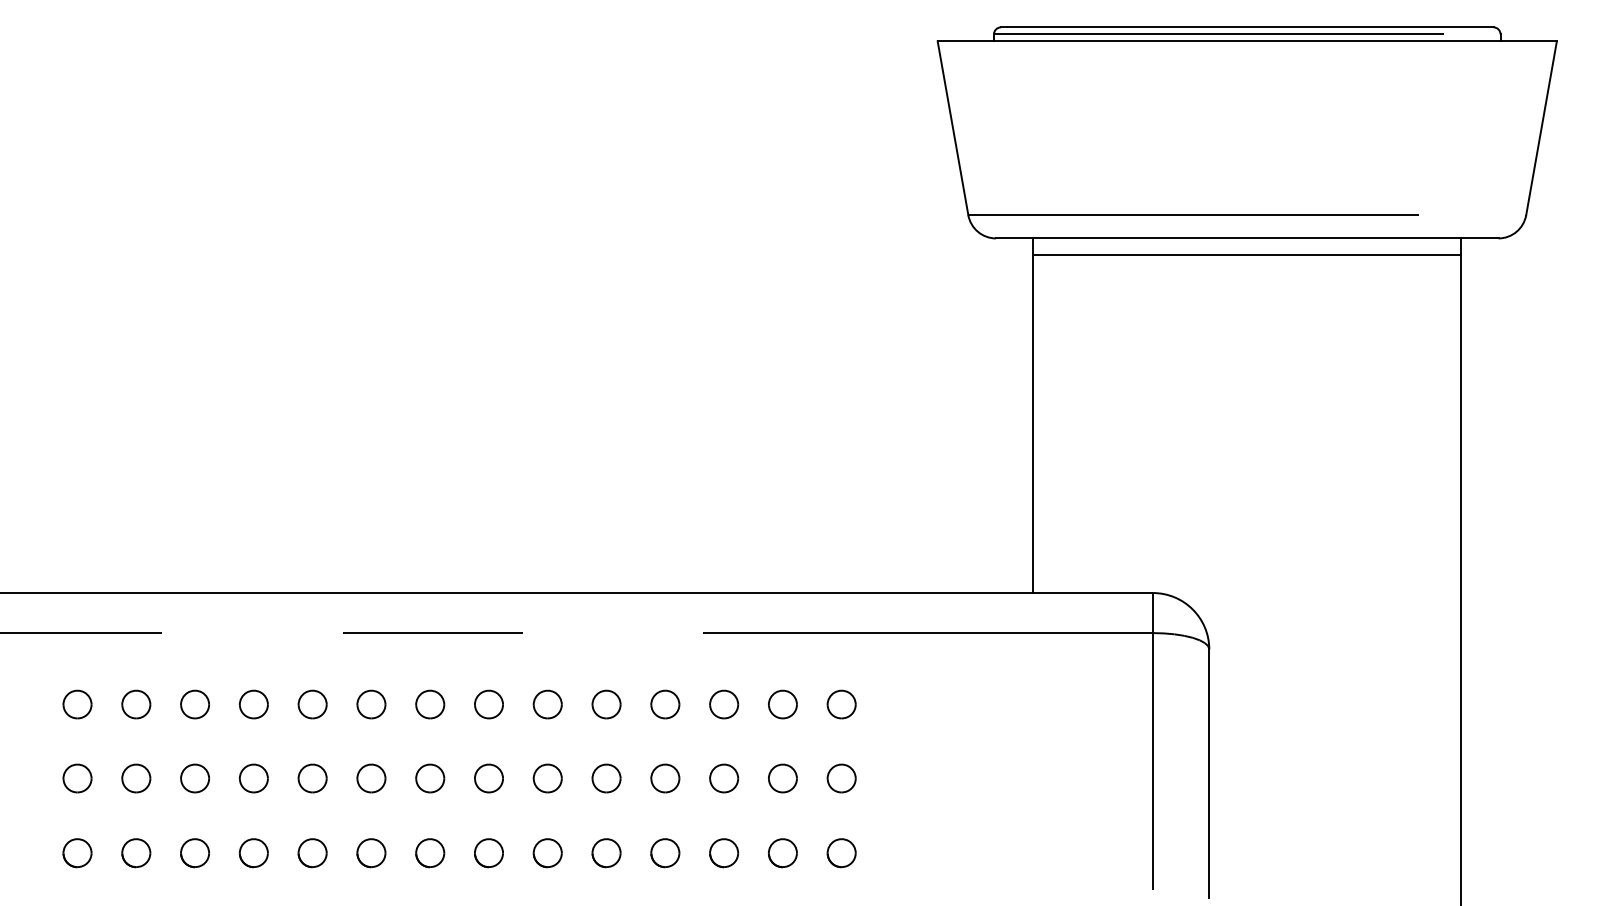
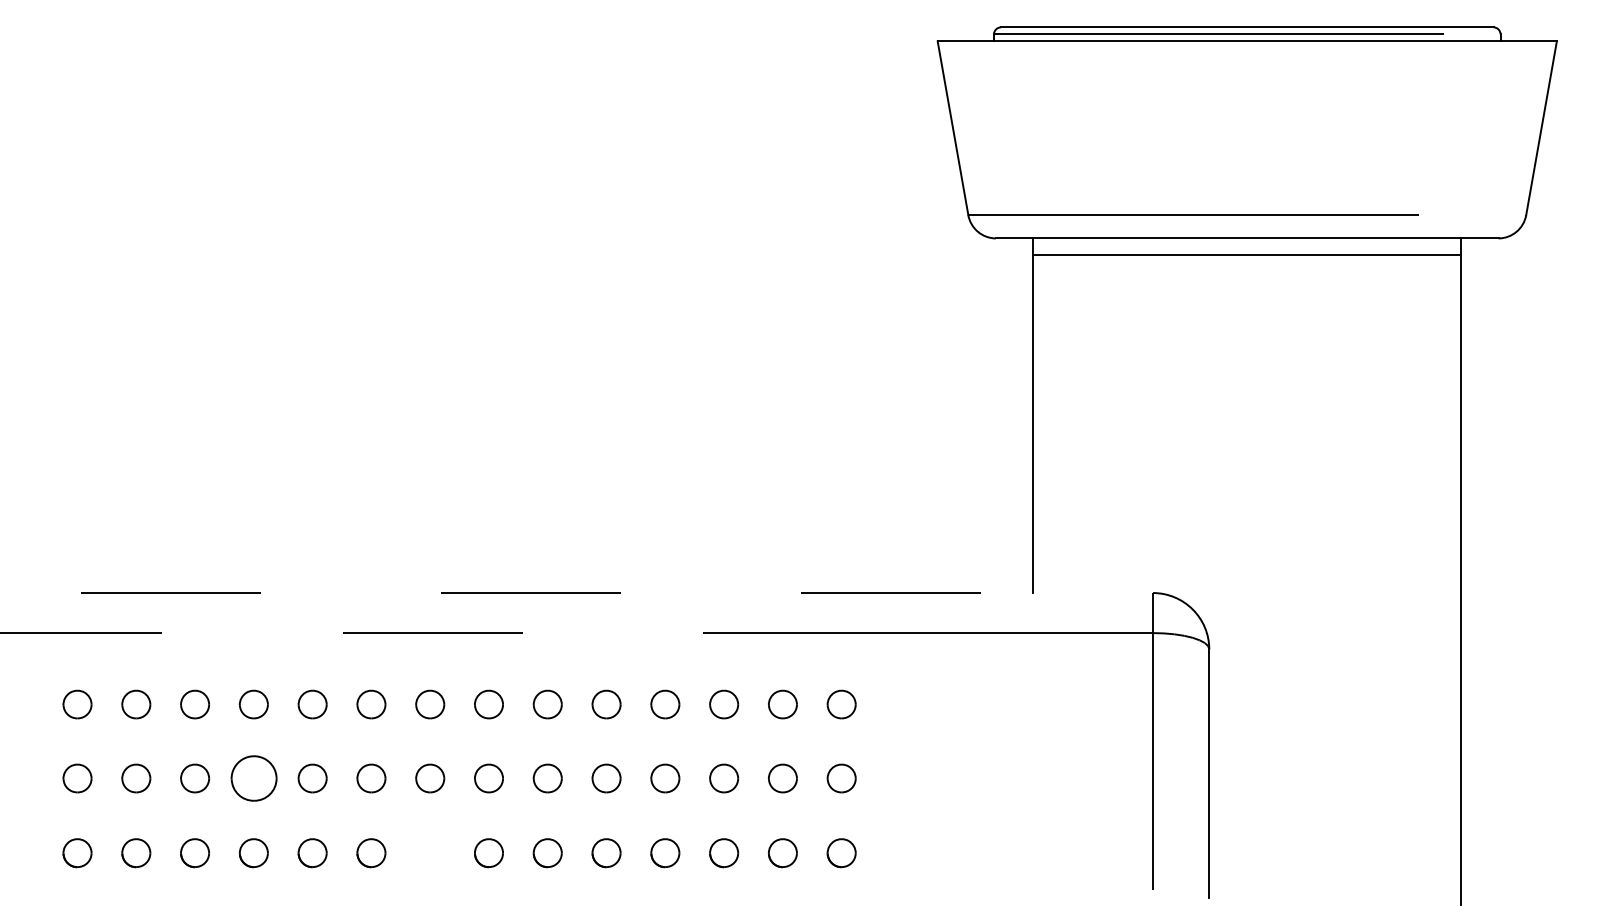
line: solid -> dashed (577, 593)
part size: 31x31 px -> 48x47 px (253, 778)
part: present -> none (430, 853)
